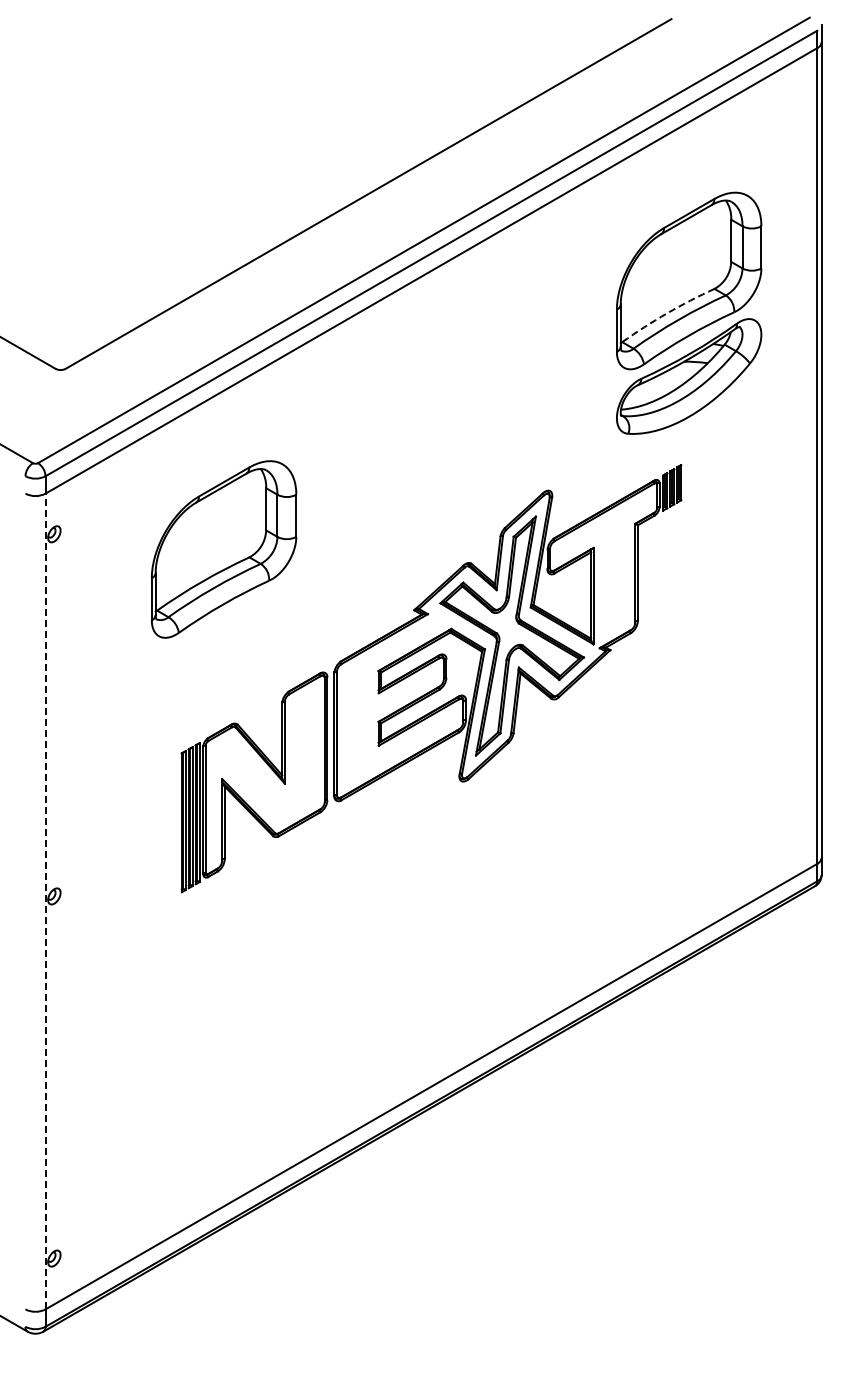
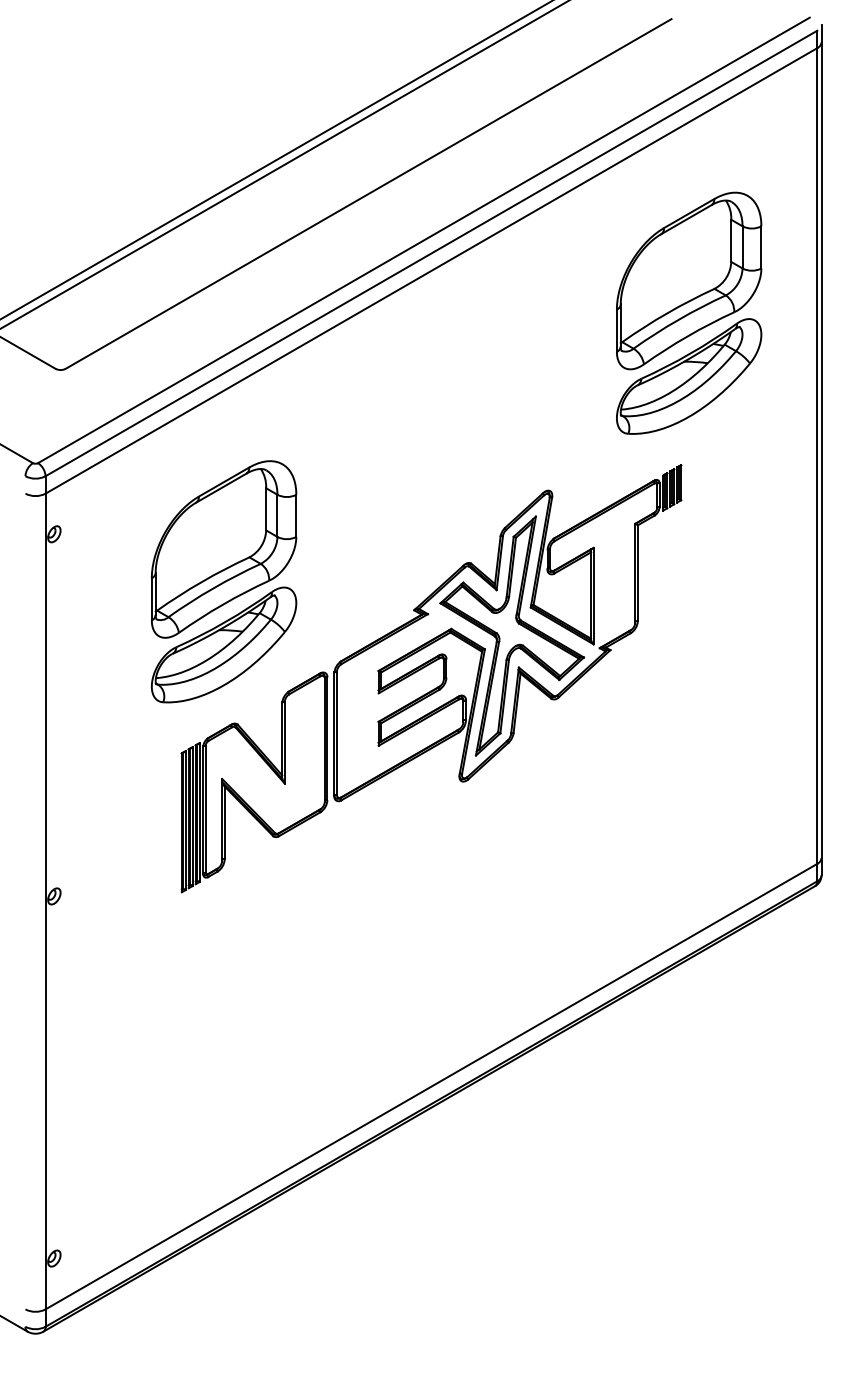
line: none -> present (276, 160)
line: none -> present (284, 164)
arc: dashed -> solid (667, 313)
part: none -> present (223, 644)
line: dashed -> solid (45, 901)
